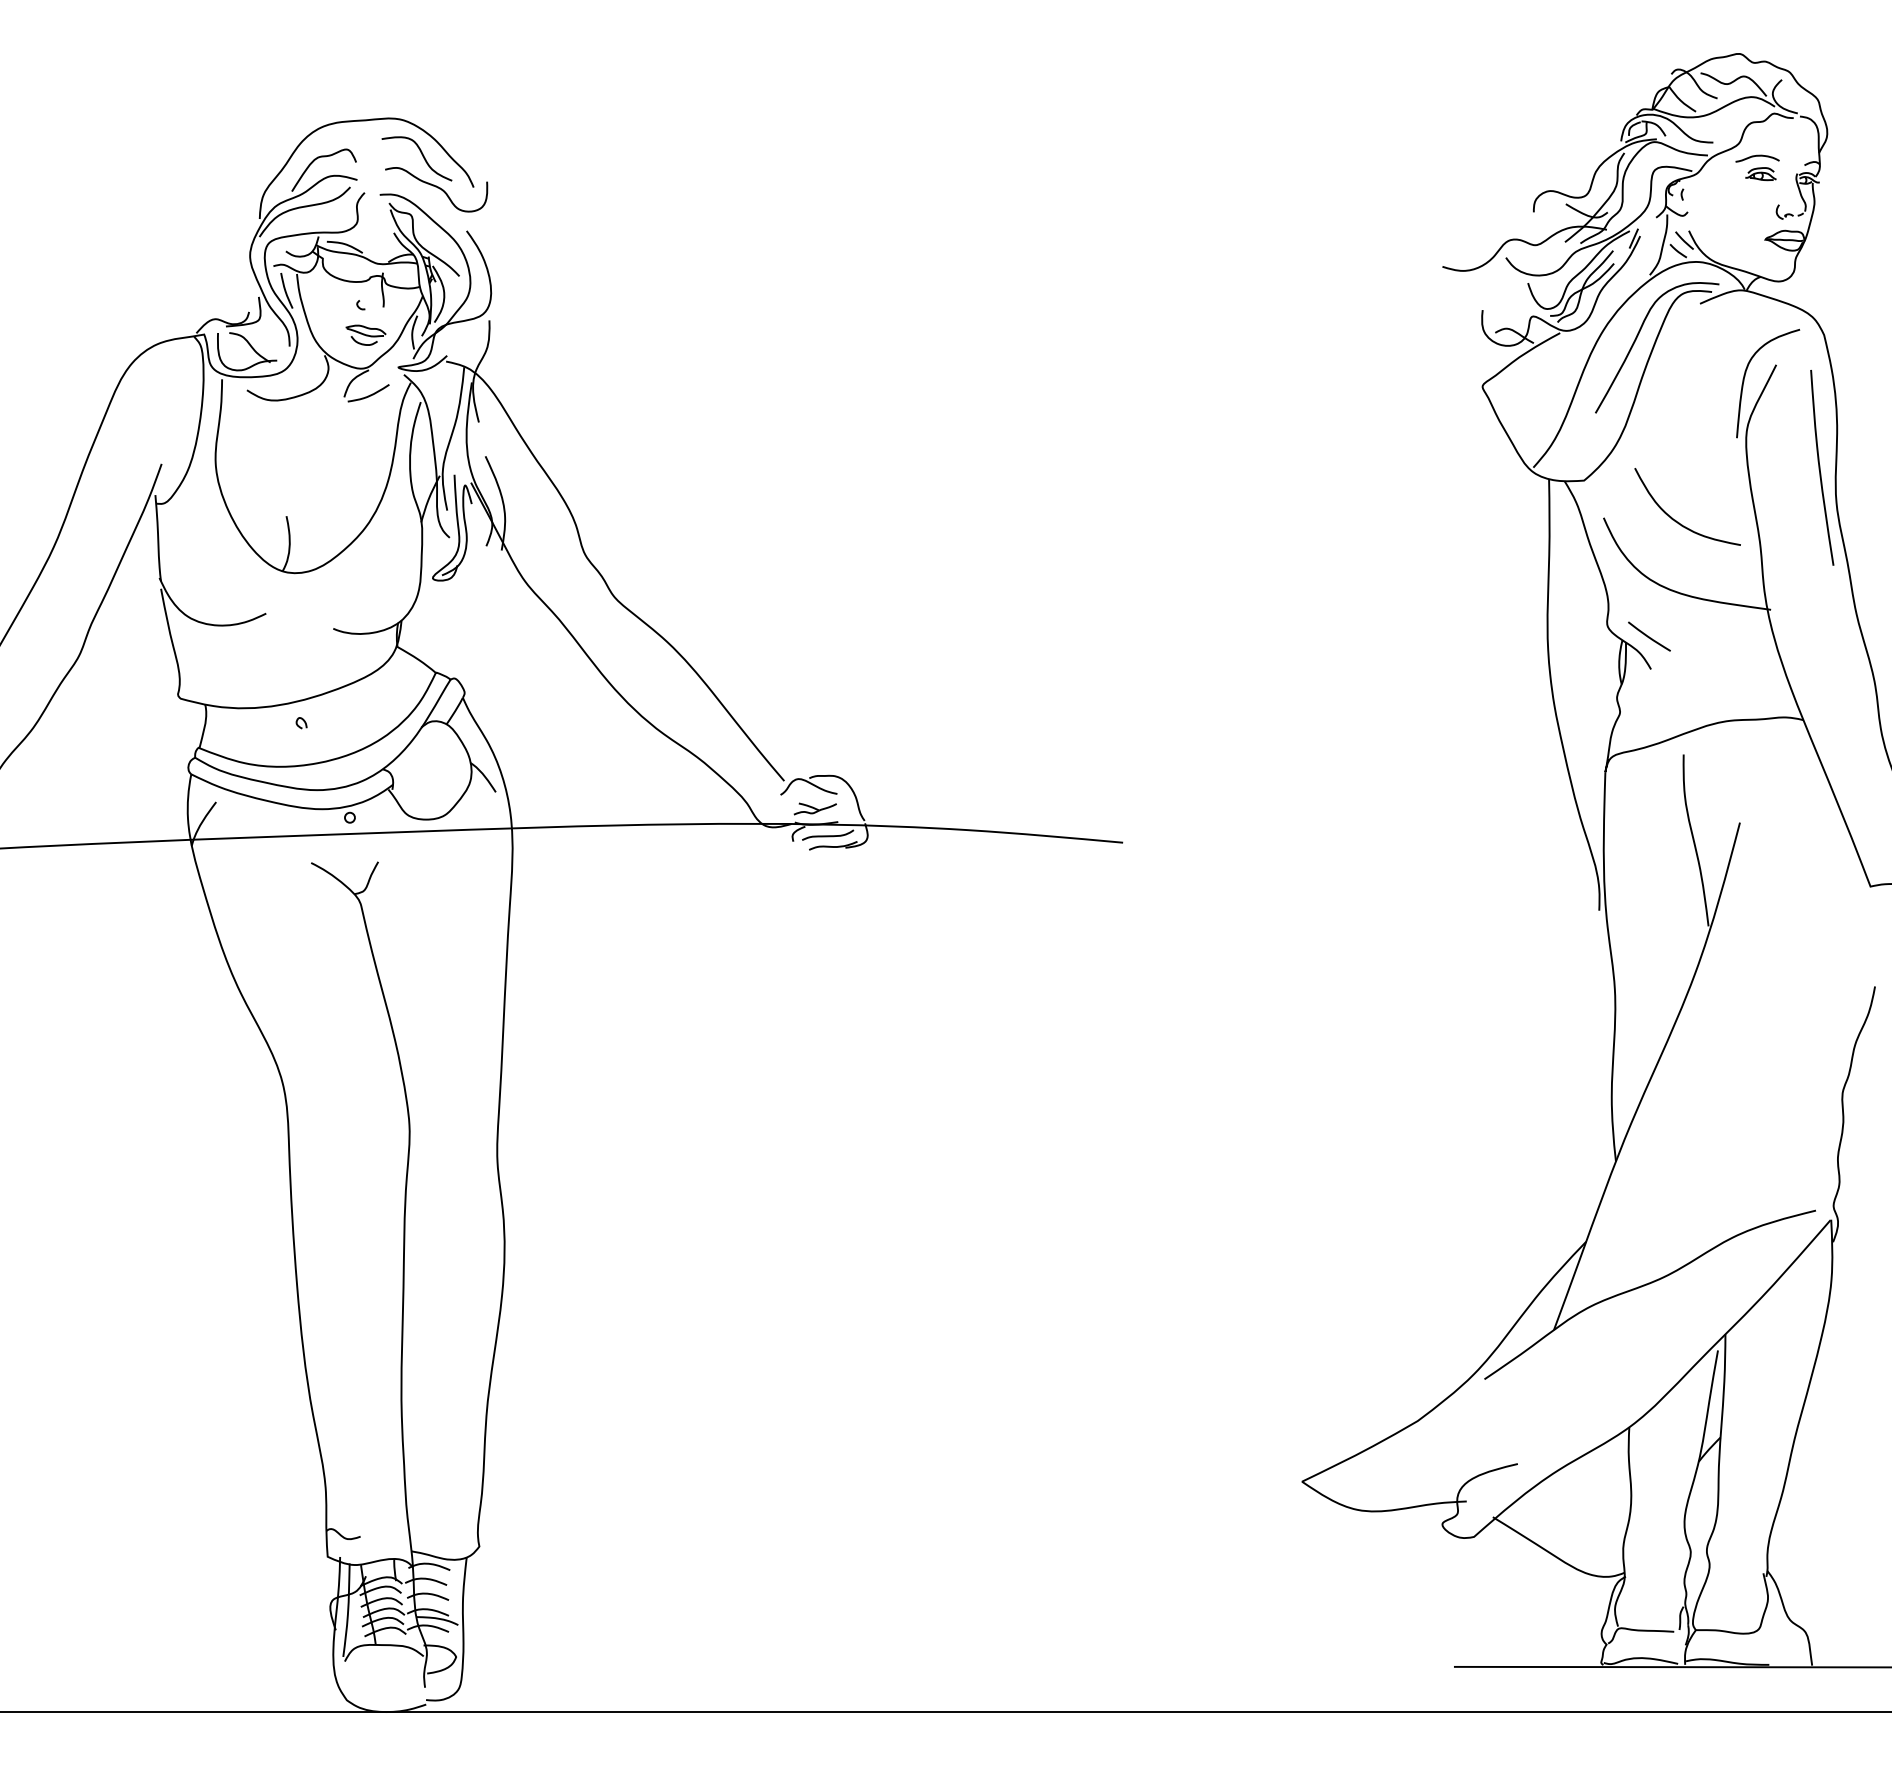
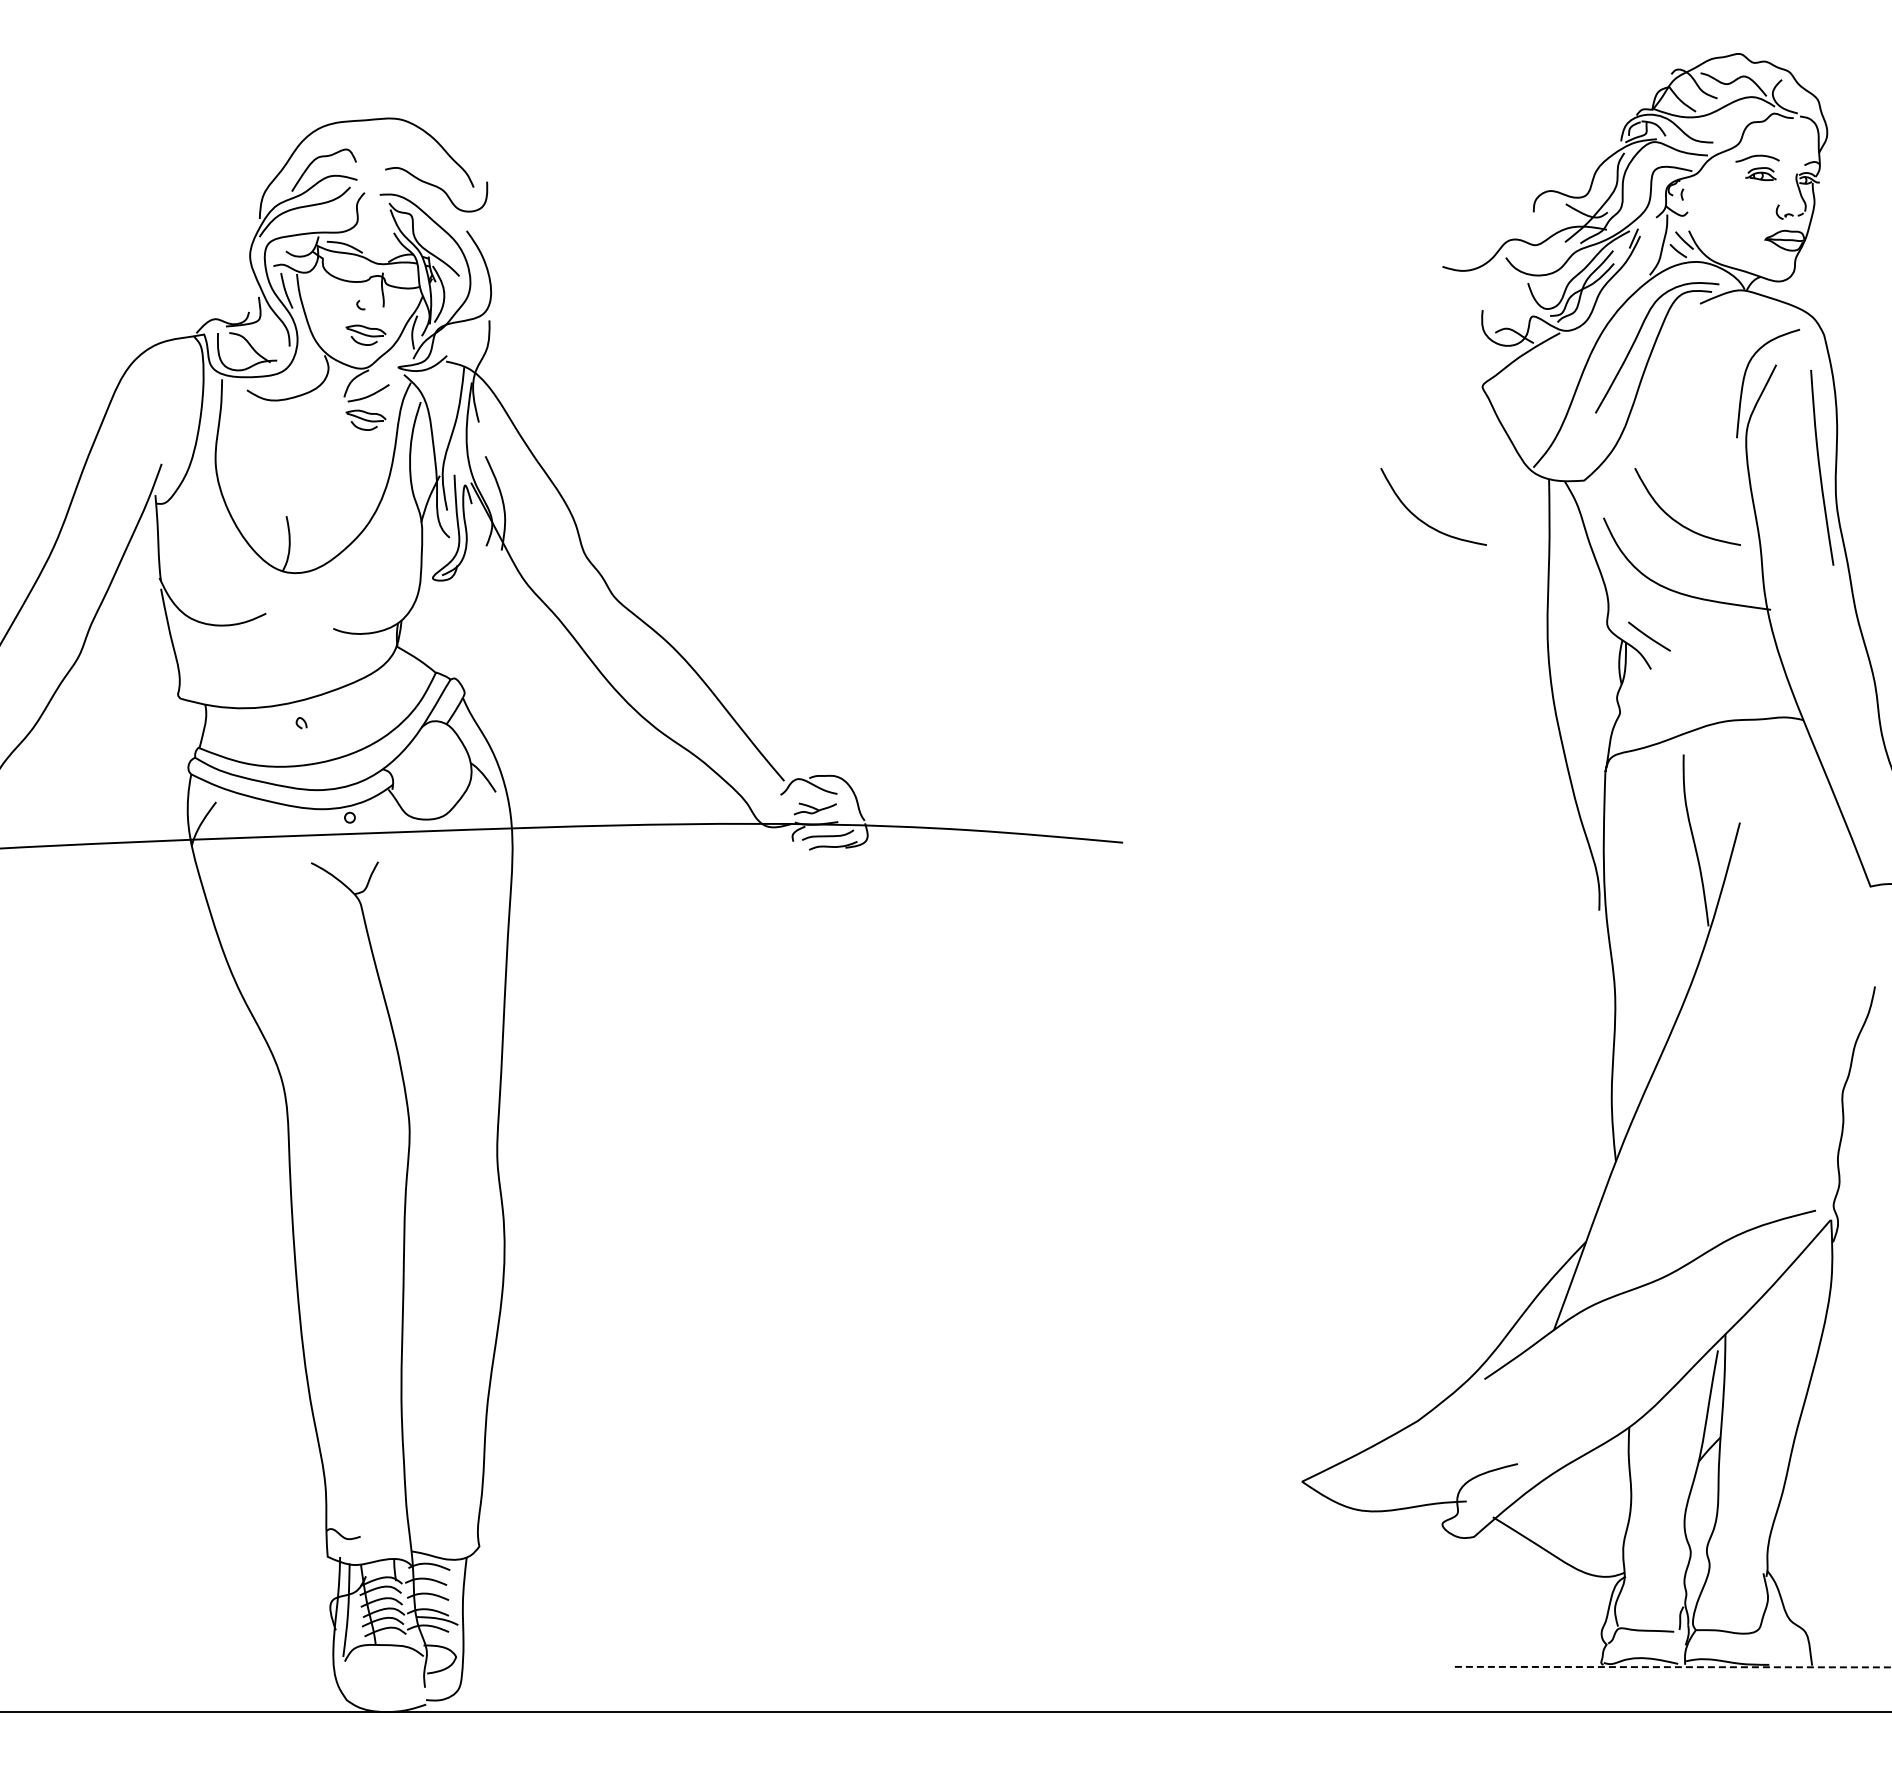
curve: present -> none (422, 156)
part: none -> present (365, 419)
curve: none -> present (1421, 519)
line: solid -> dashed (1673, 1667)
